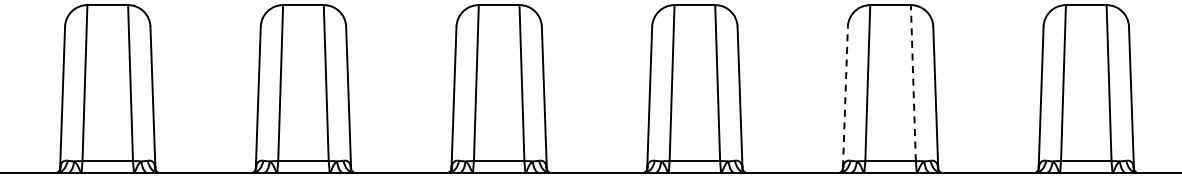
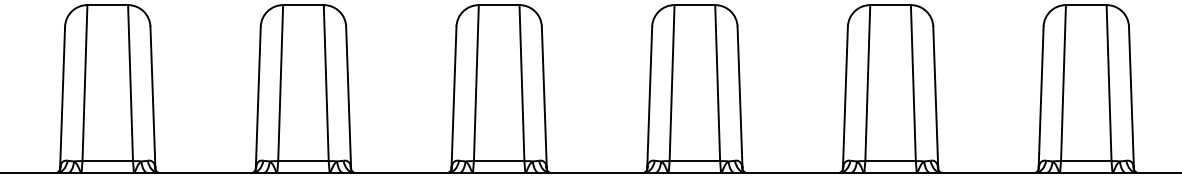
line: dashed -> solid (913, 82)
line: dashed -> solid (845, 96)
